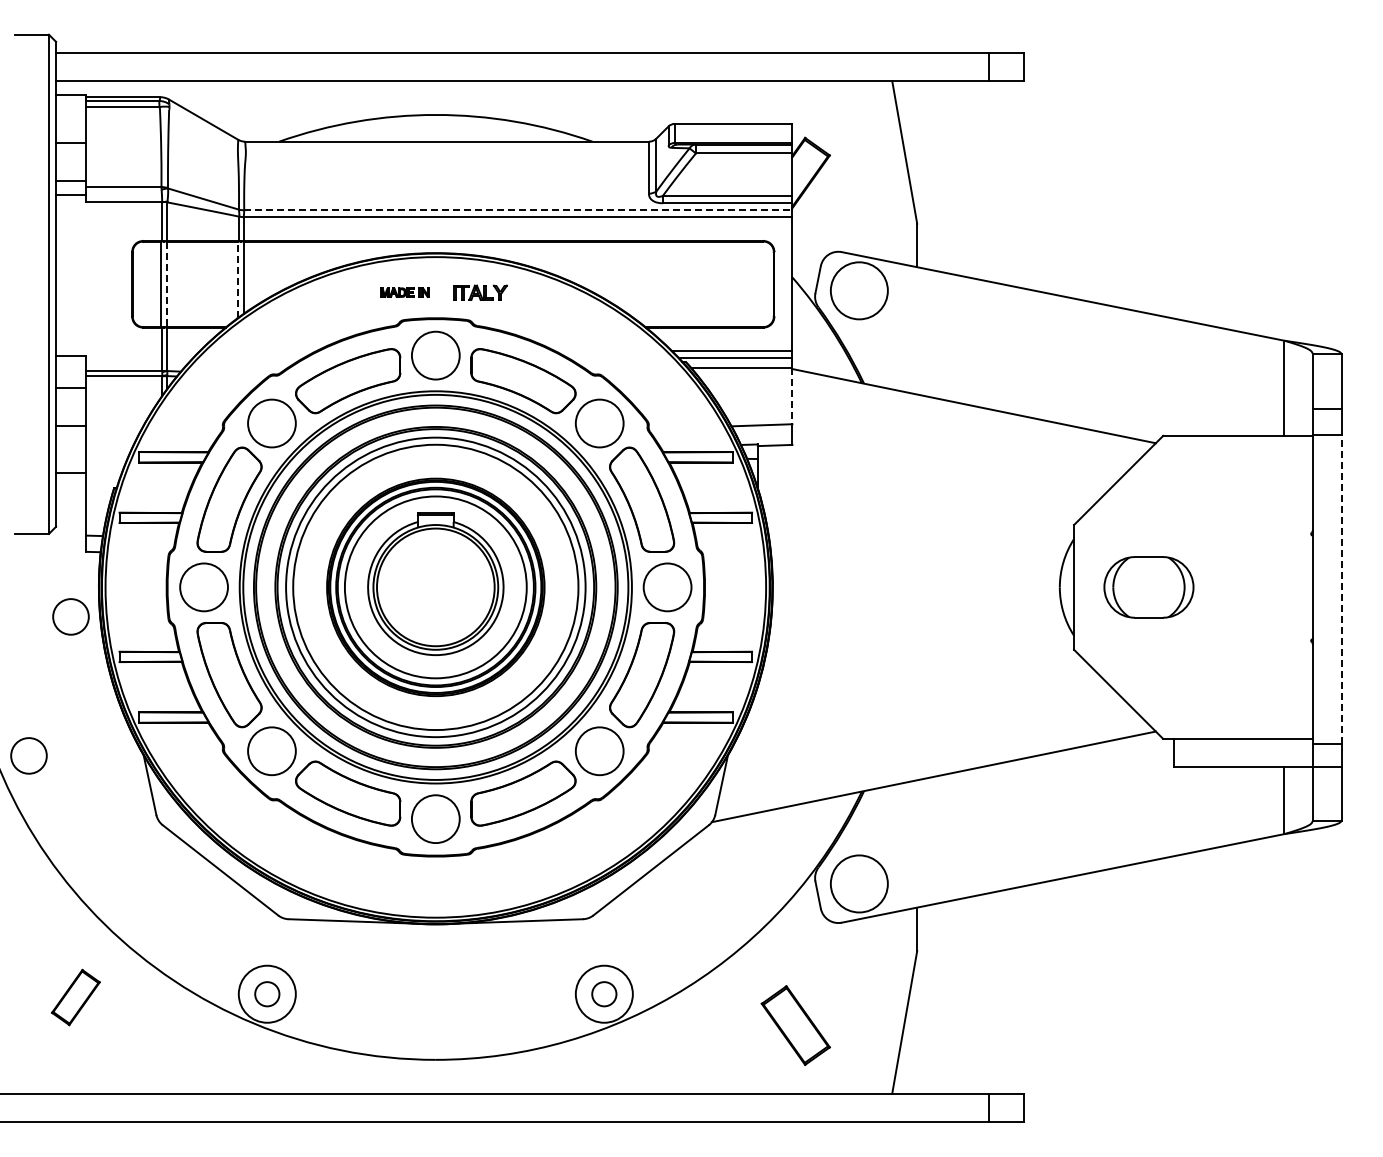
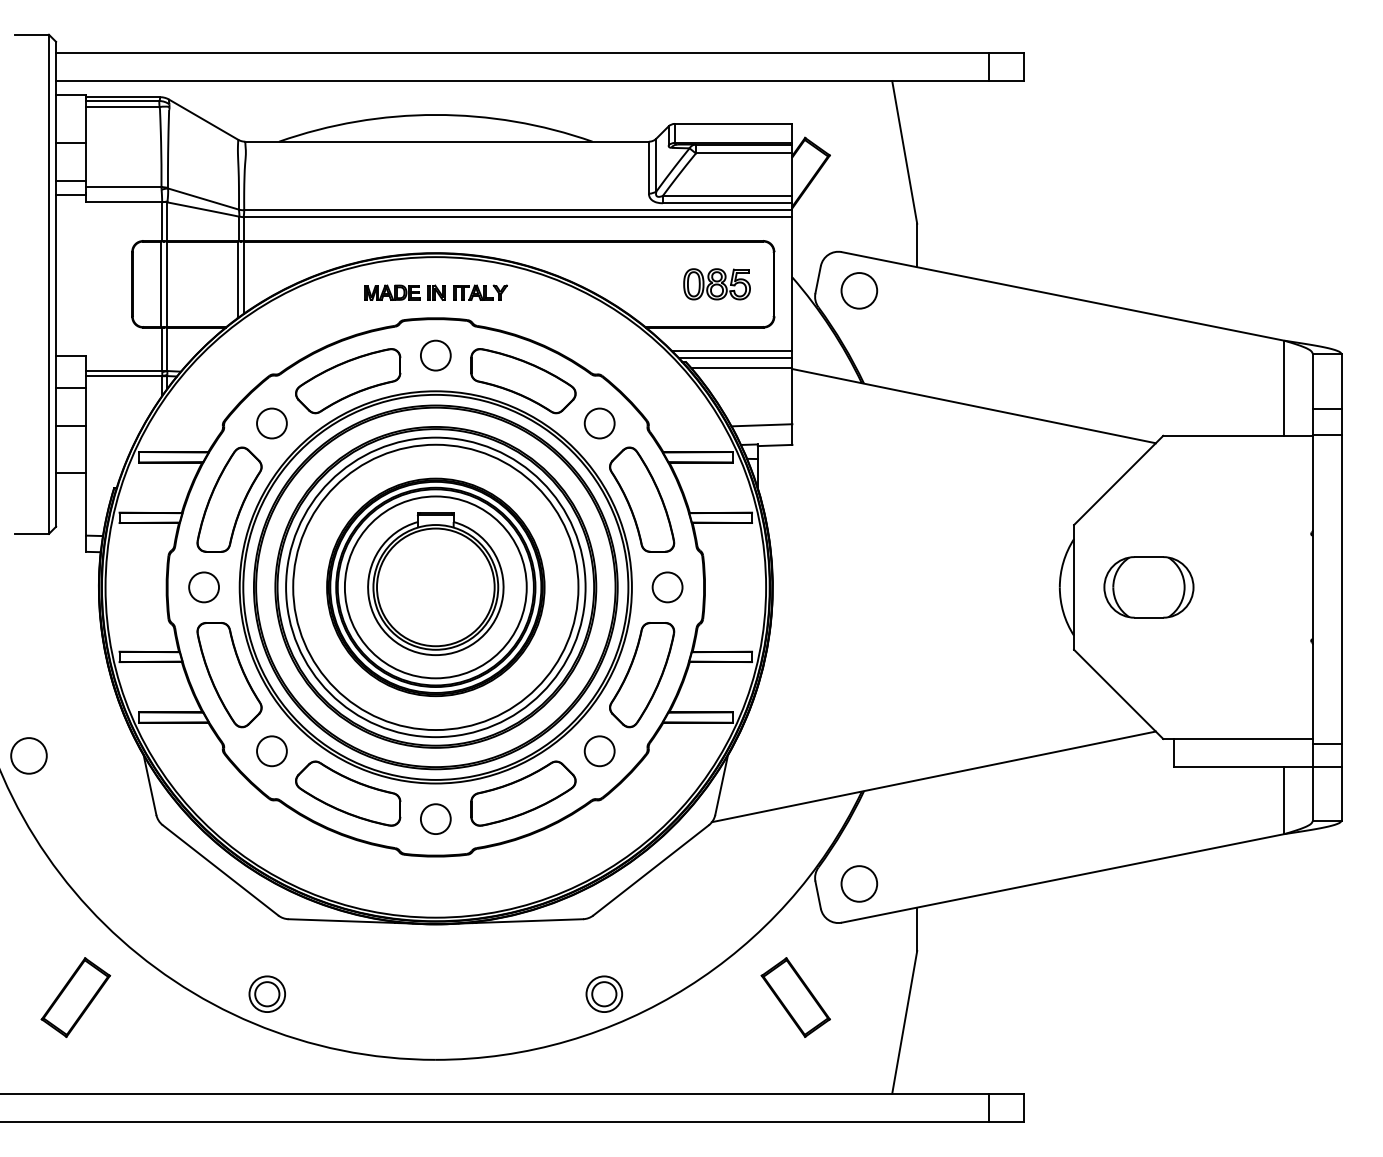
line: dashed -> solid (518, 210)
line: dashed -> solid (237, 279)
line: dashed -> solid (166, 284)
part: none -> present (716, 284)
circle diameter: 57 px -> 36 px (859, 290)
part size: 50x11 px -> 82x17 px (404, 292)
circle diameter: 48 px -> 30 px (435, 355)
line: dashed -> solid (792, 396)
circle diameter: 48 px -> 30 px (271, 423)
circle diameter: 48 px -> 30 px (599, 423)
circle diameter: 48 px -> 30 px (204, 587)
circle diameter: 48 px -> 30 px (667, 587)
line: dashed -> solid (1341, 589)
circle: present -> none (70, 616)
circle diameter: 48 px -> 30 px (271, 751)
circle diameter: 48 px -> 30 px (599, 751)
circle diameter: 48 px -> 30 px (435, 819)
circle diameter: 57 px -> 36 px (859, 883)
circle diameter: 57 px -> 36 px (267, 994)
circle diameter: 57 px -> 36 px (604, 994)
part size: 50x59 px -> 72x81 px (75, 997)
part position: (795, 1025) -> (795, 997) (795, 997)
